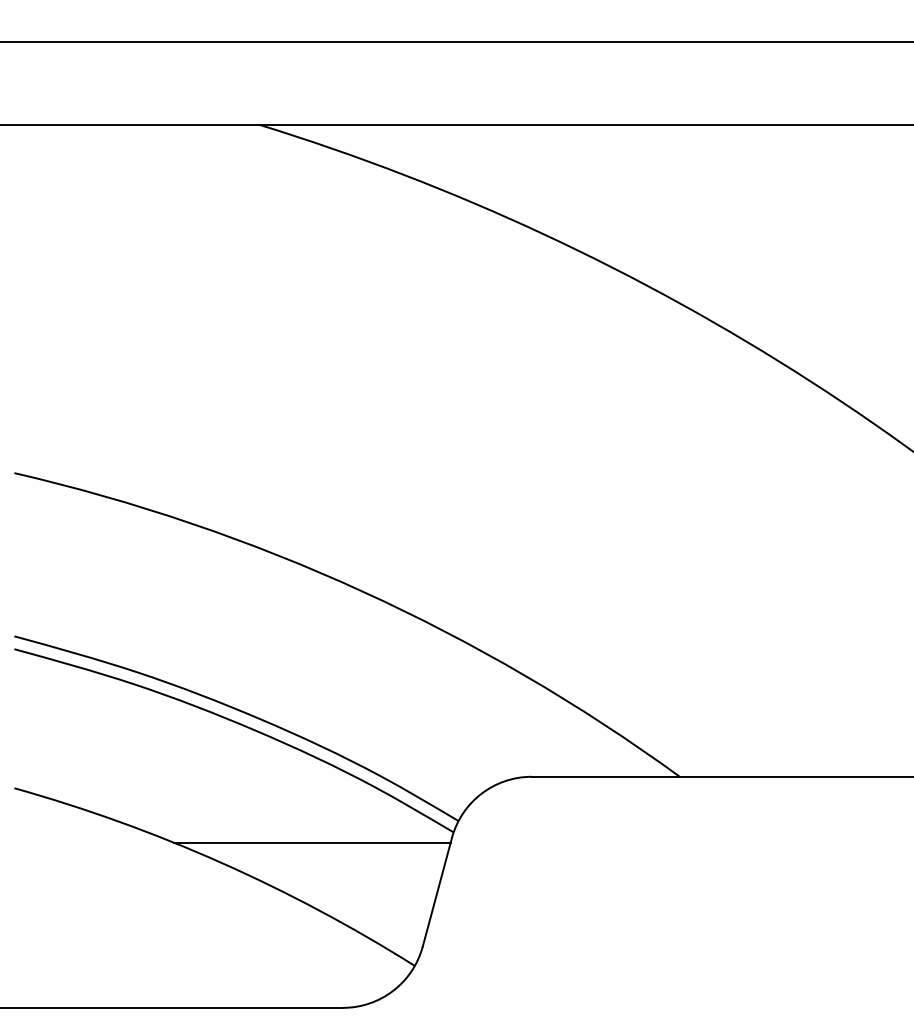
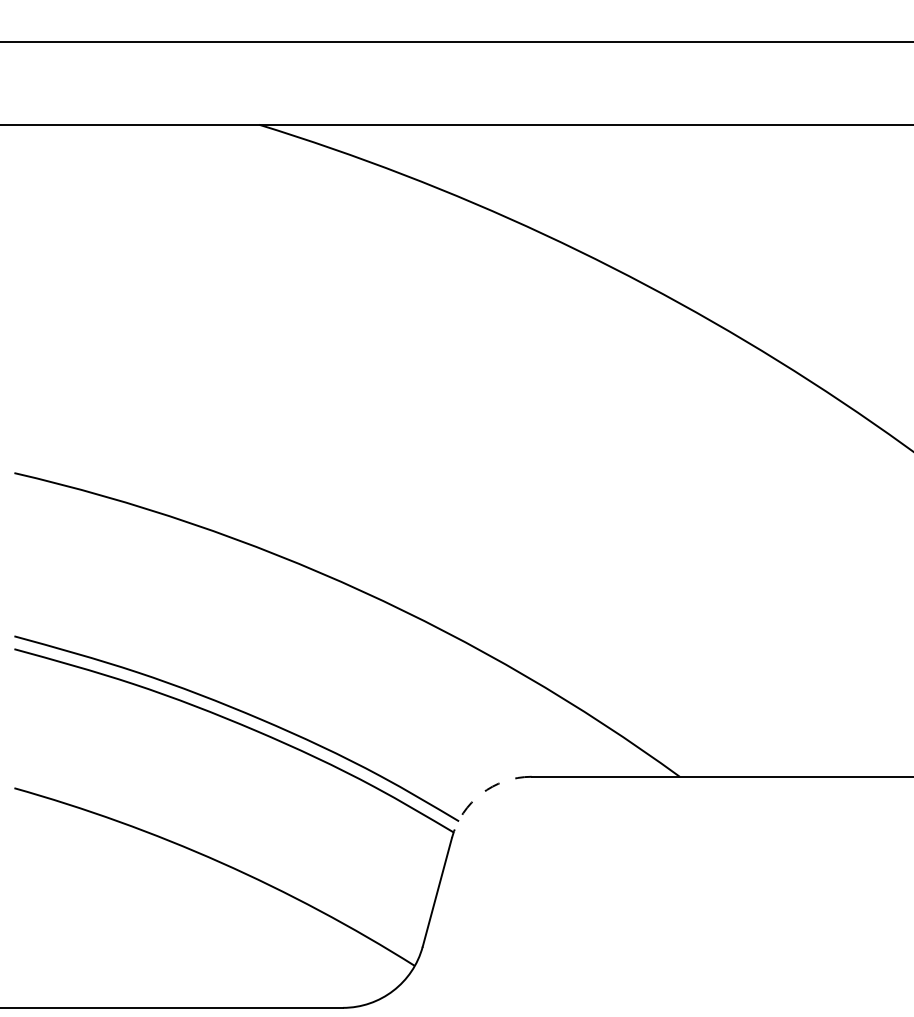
arc: solid -> dashed (481, 793)
line: present -> none (312, 842)
